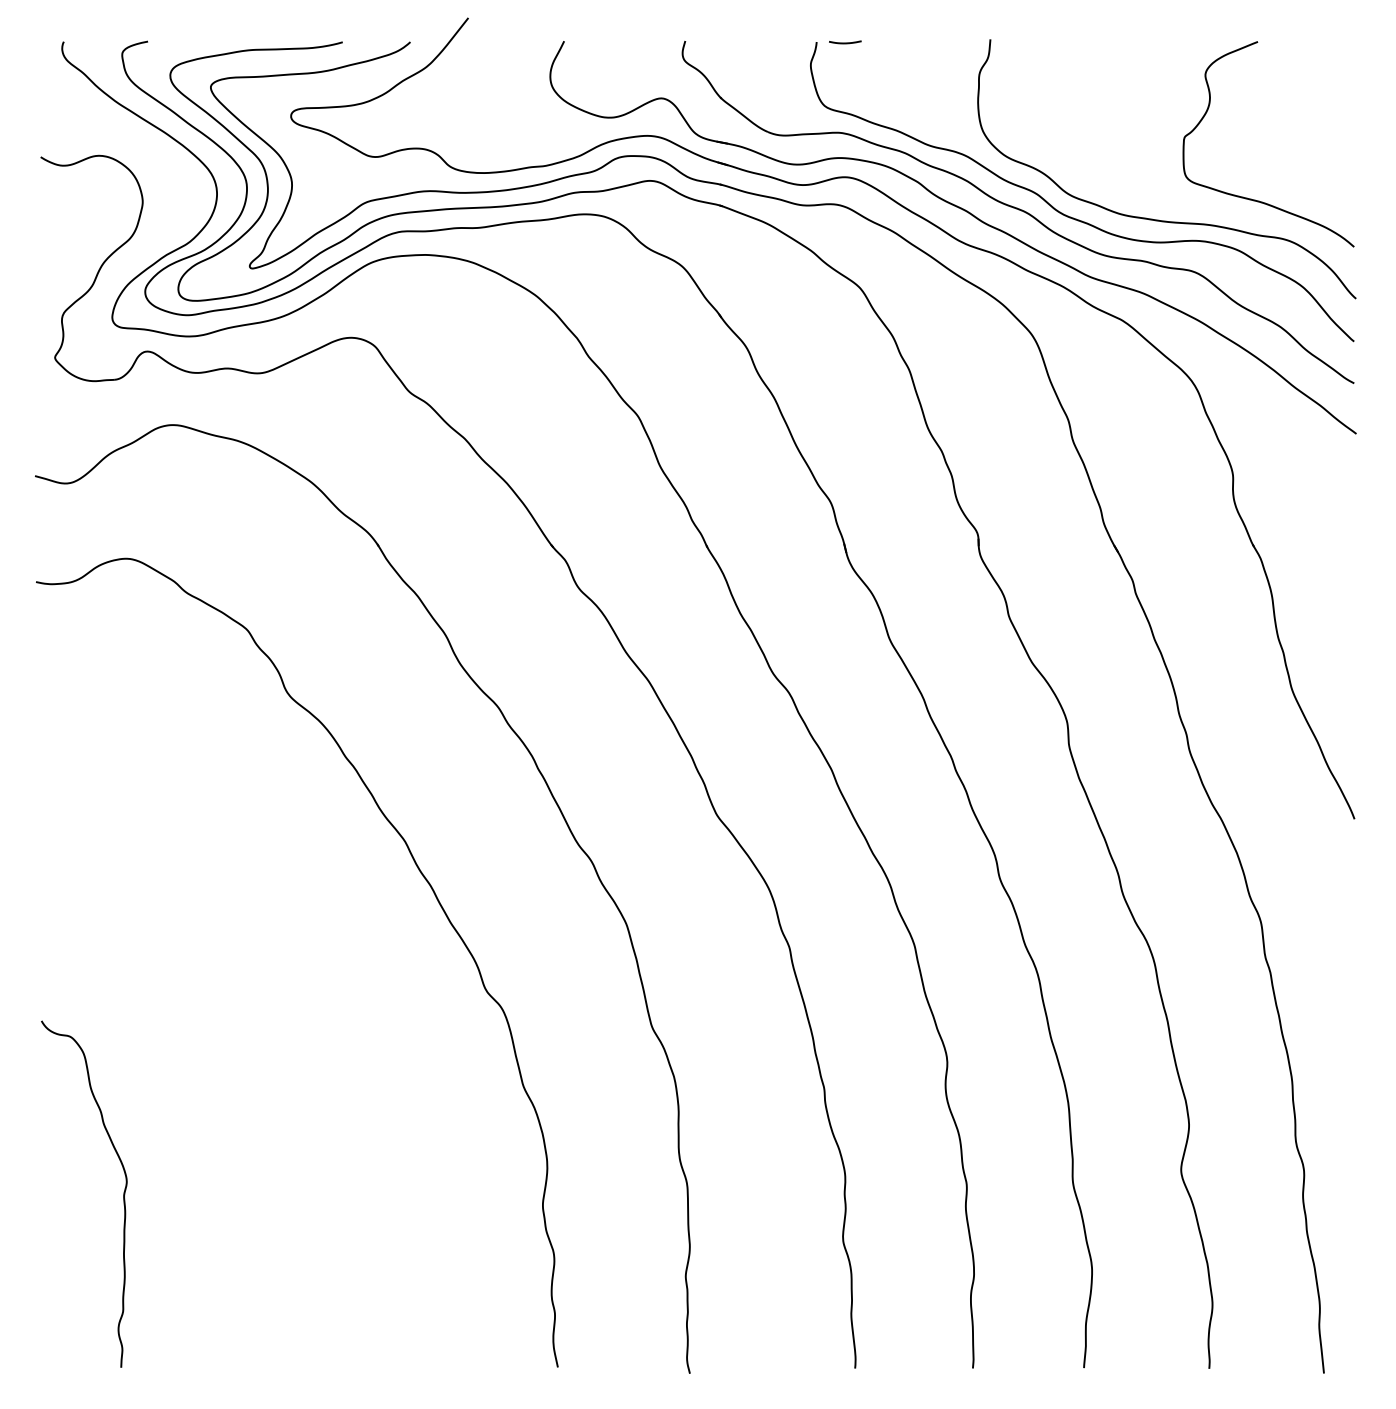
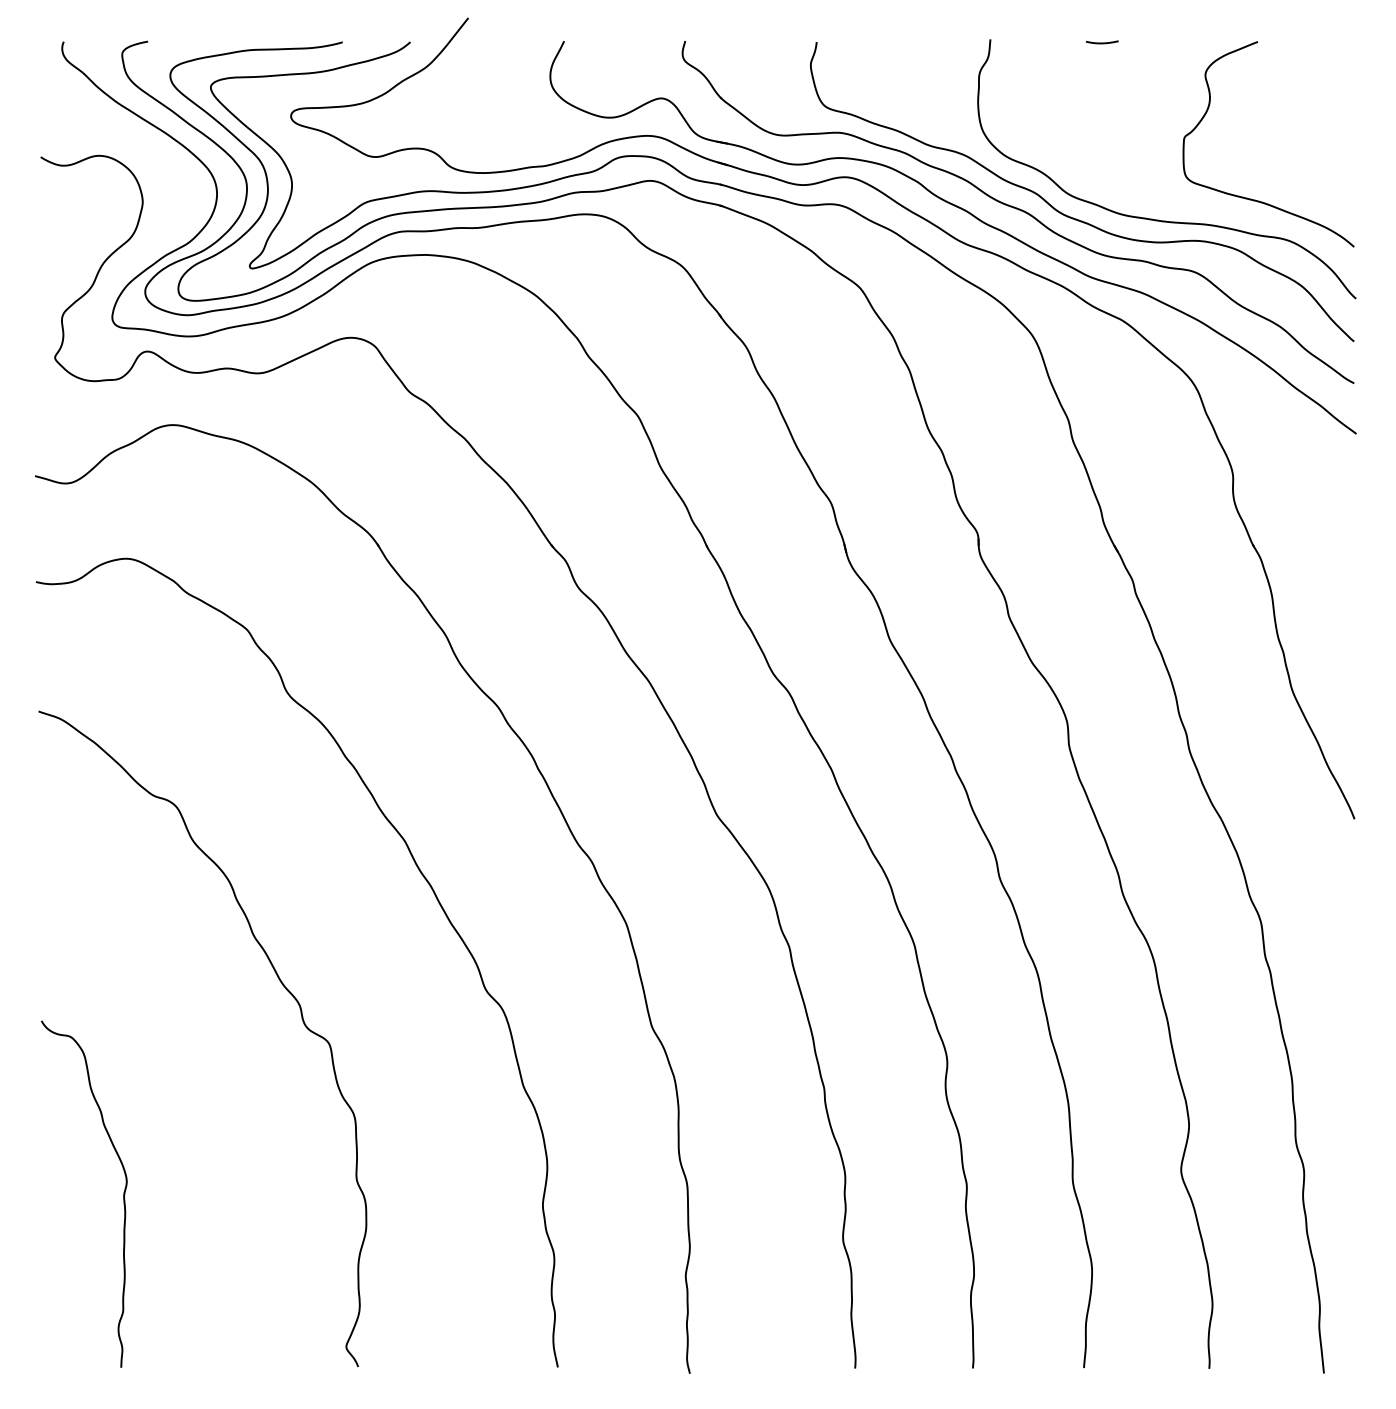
curve position: (845, 42) -> (1102, 42) (1102, 42)
curve: none -> present (279, 981)
